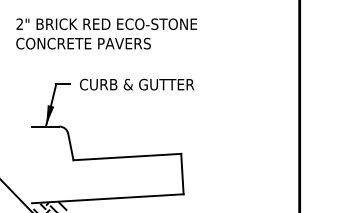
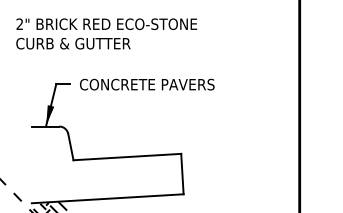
text: CONCRETE PAVERS -> CURB & GUTTER (88, 43)
text: CURB & GUTTER -> CONCRETE PAVERS (151, 84)
line: solid -> dashed (16, 196)
